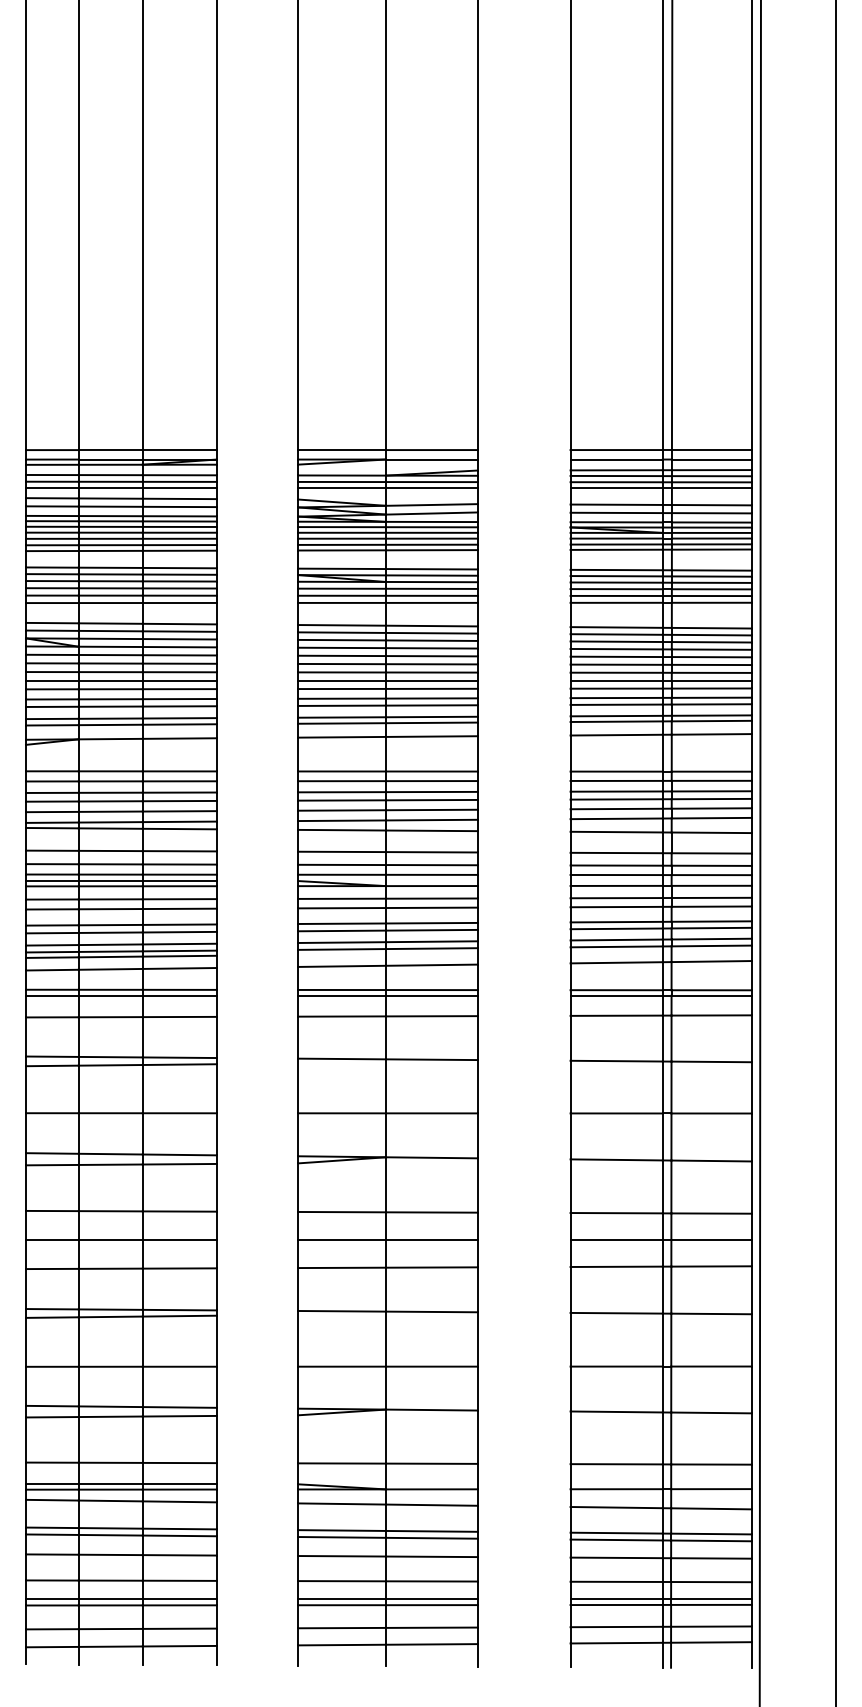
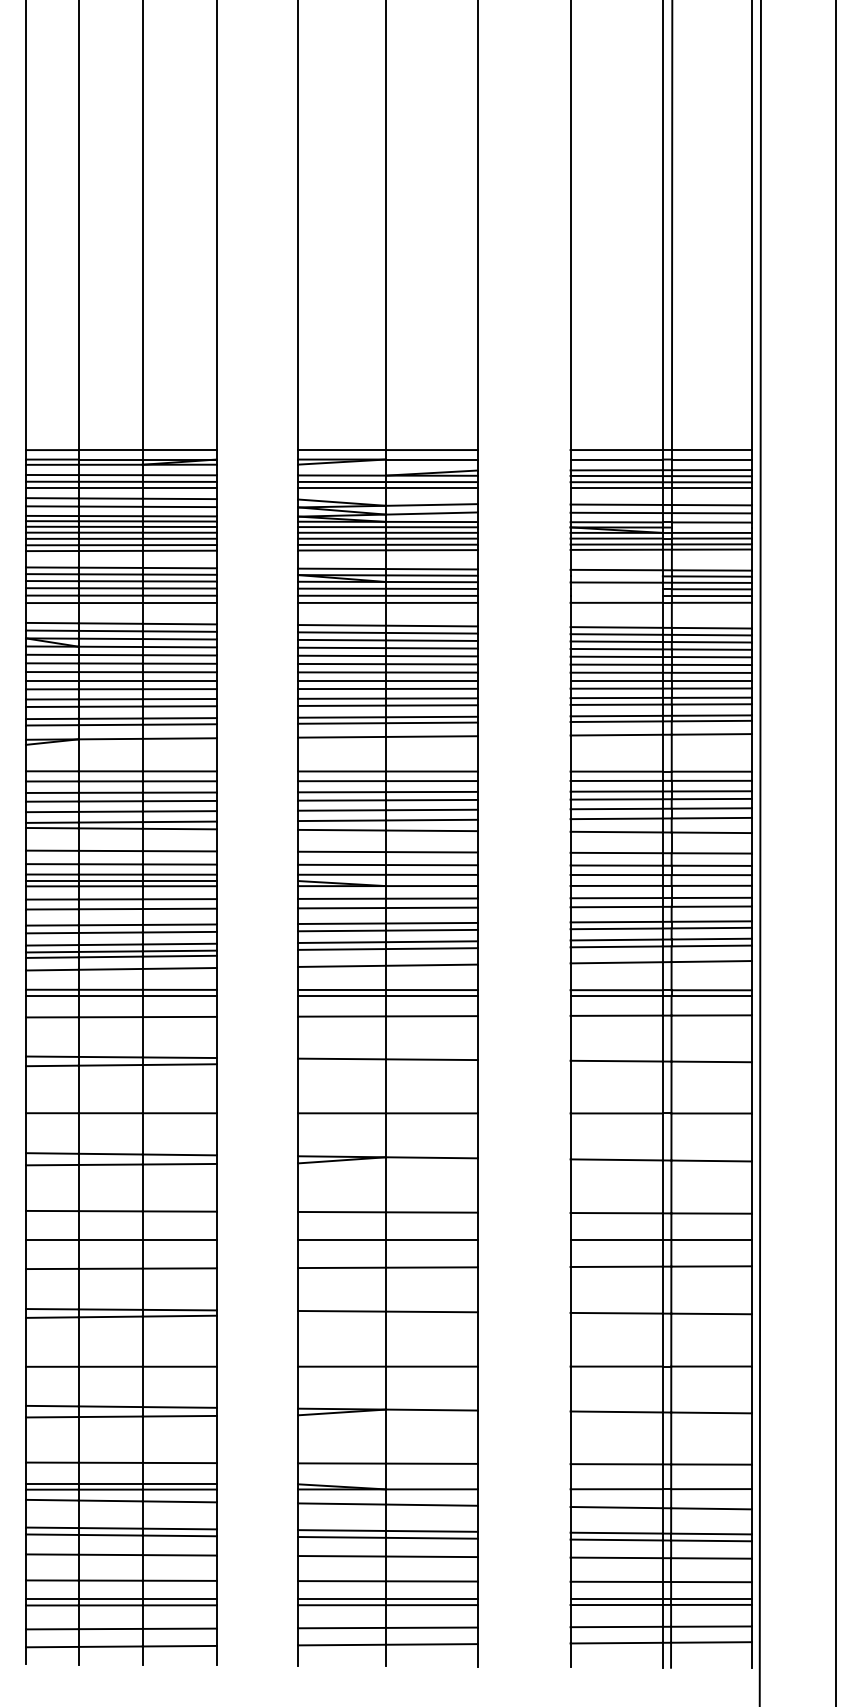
line: present -> none (711, 527)
line: present -> none (616, 576)
line: present -> none (616, 589)
line: present -> none (616, 595)
